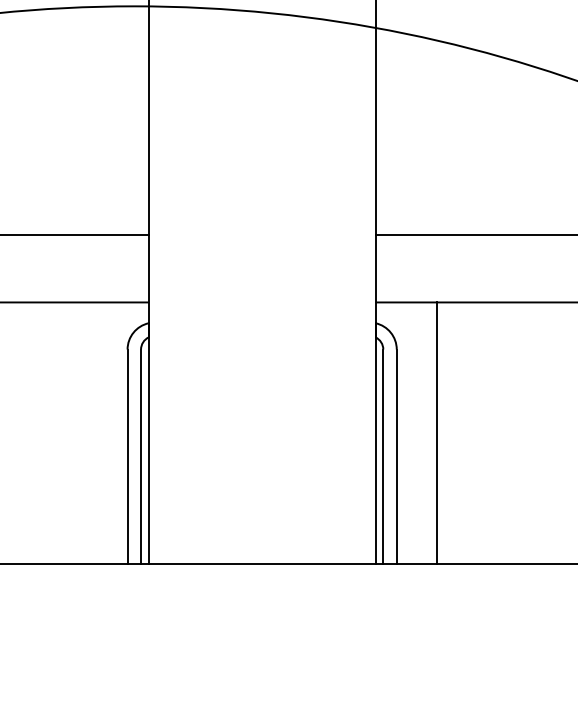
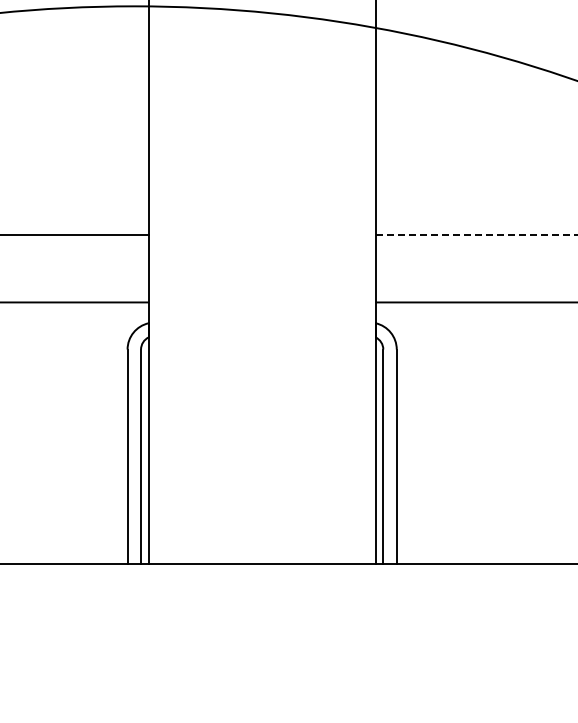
line: solid -> dashed (476, 235)
line: present -> none (437, 433)
